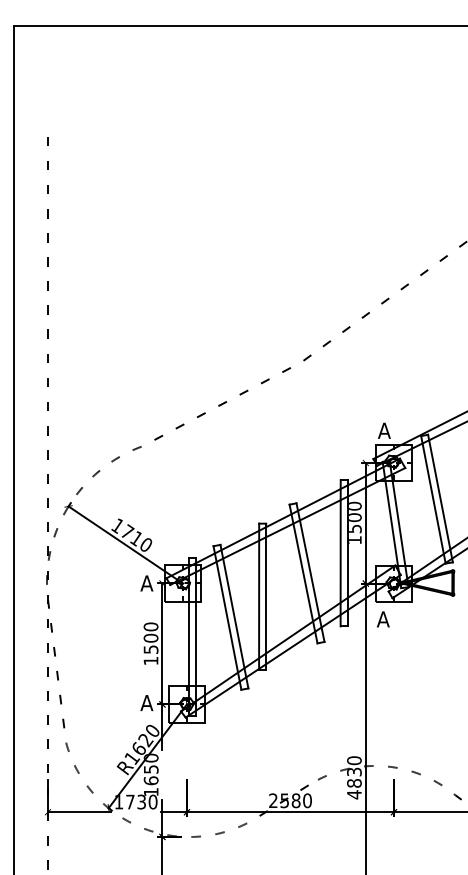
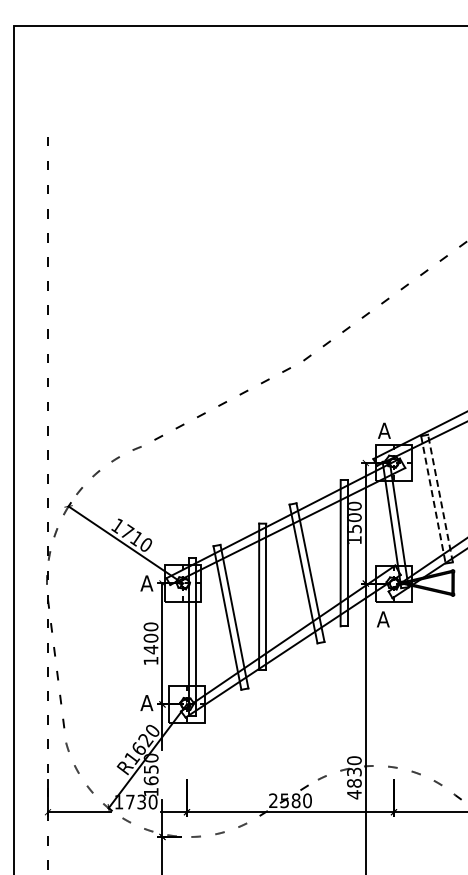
line: solid -> dashed (440, 498)
line: solid -> dashed (433, 499)
text: 1500 -> 1400 (150, 649)
